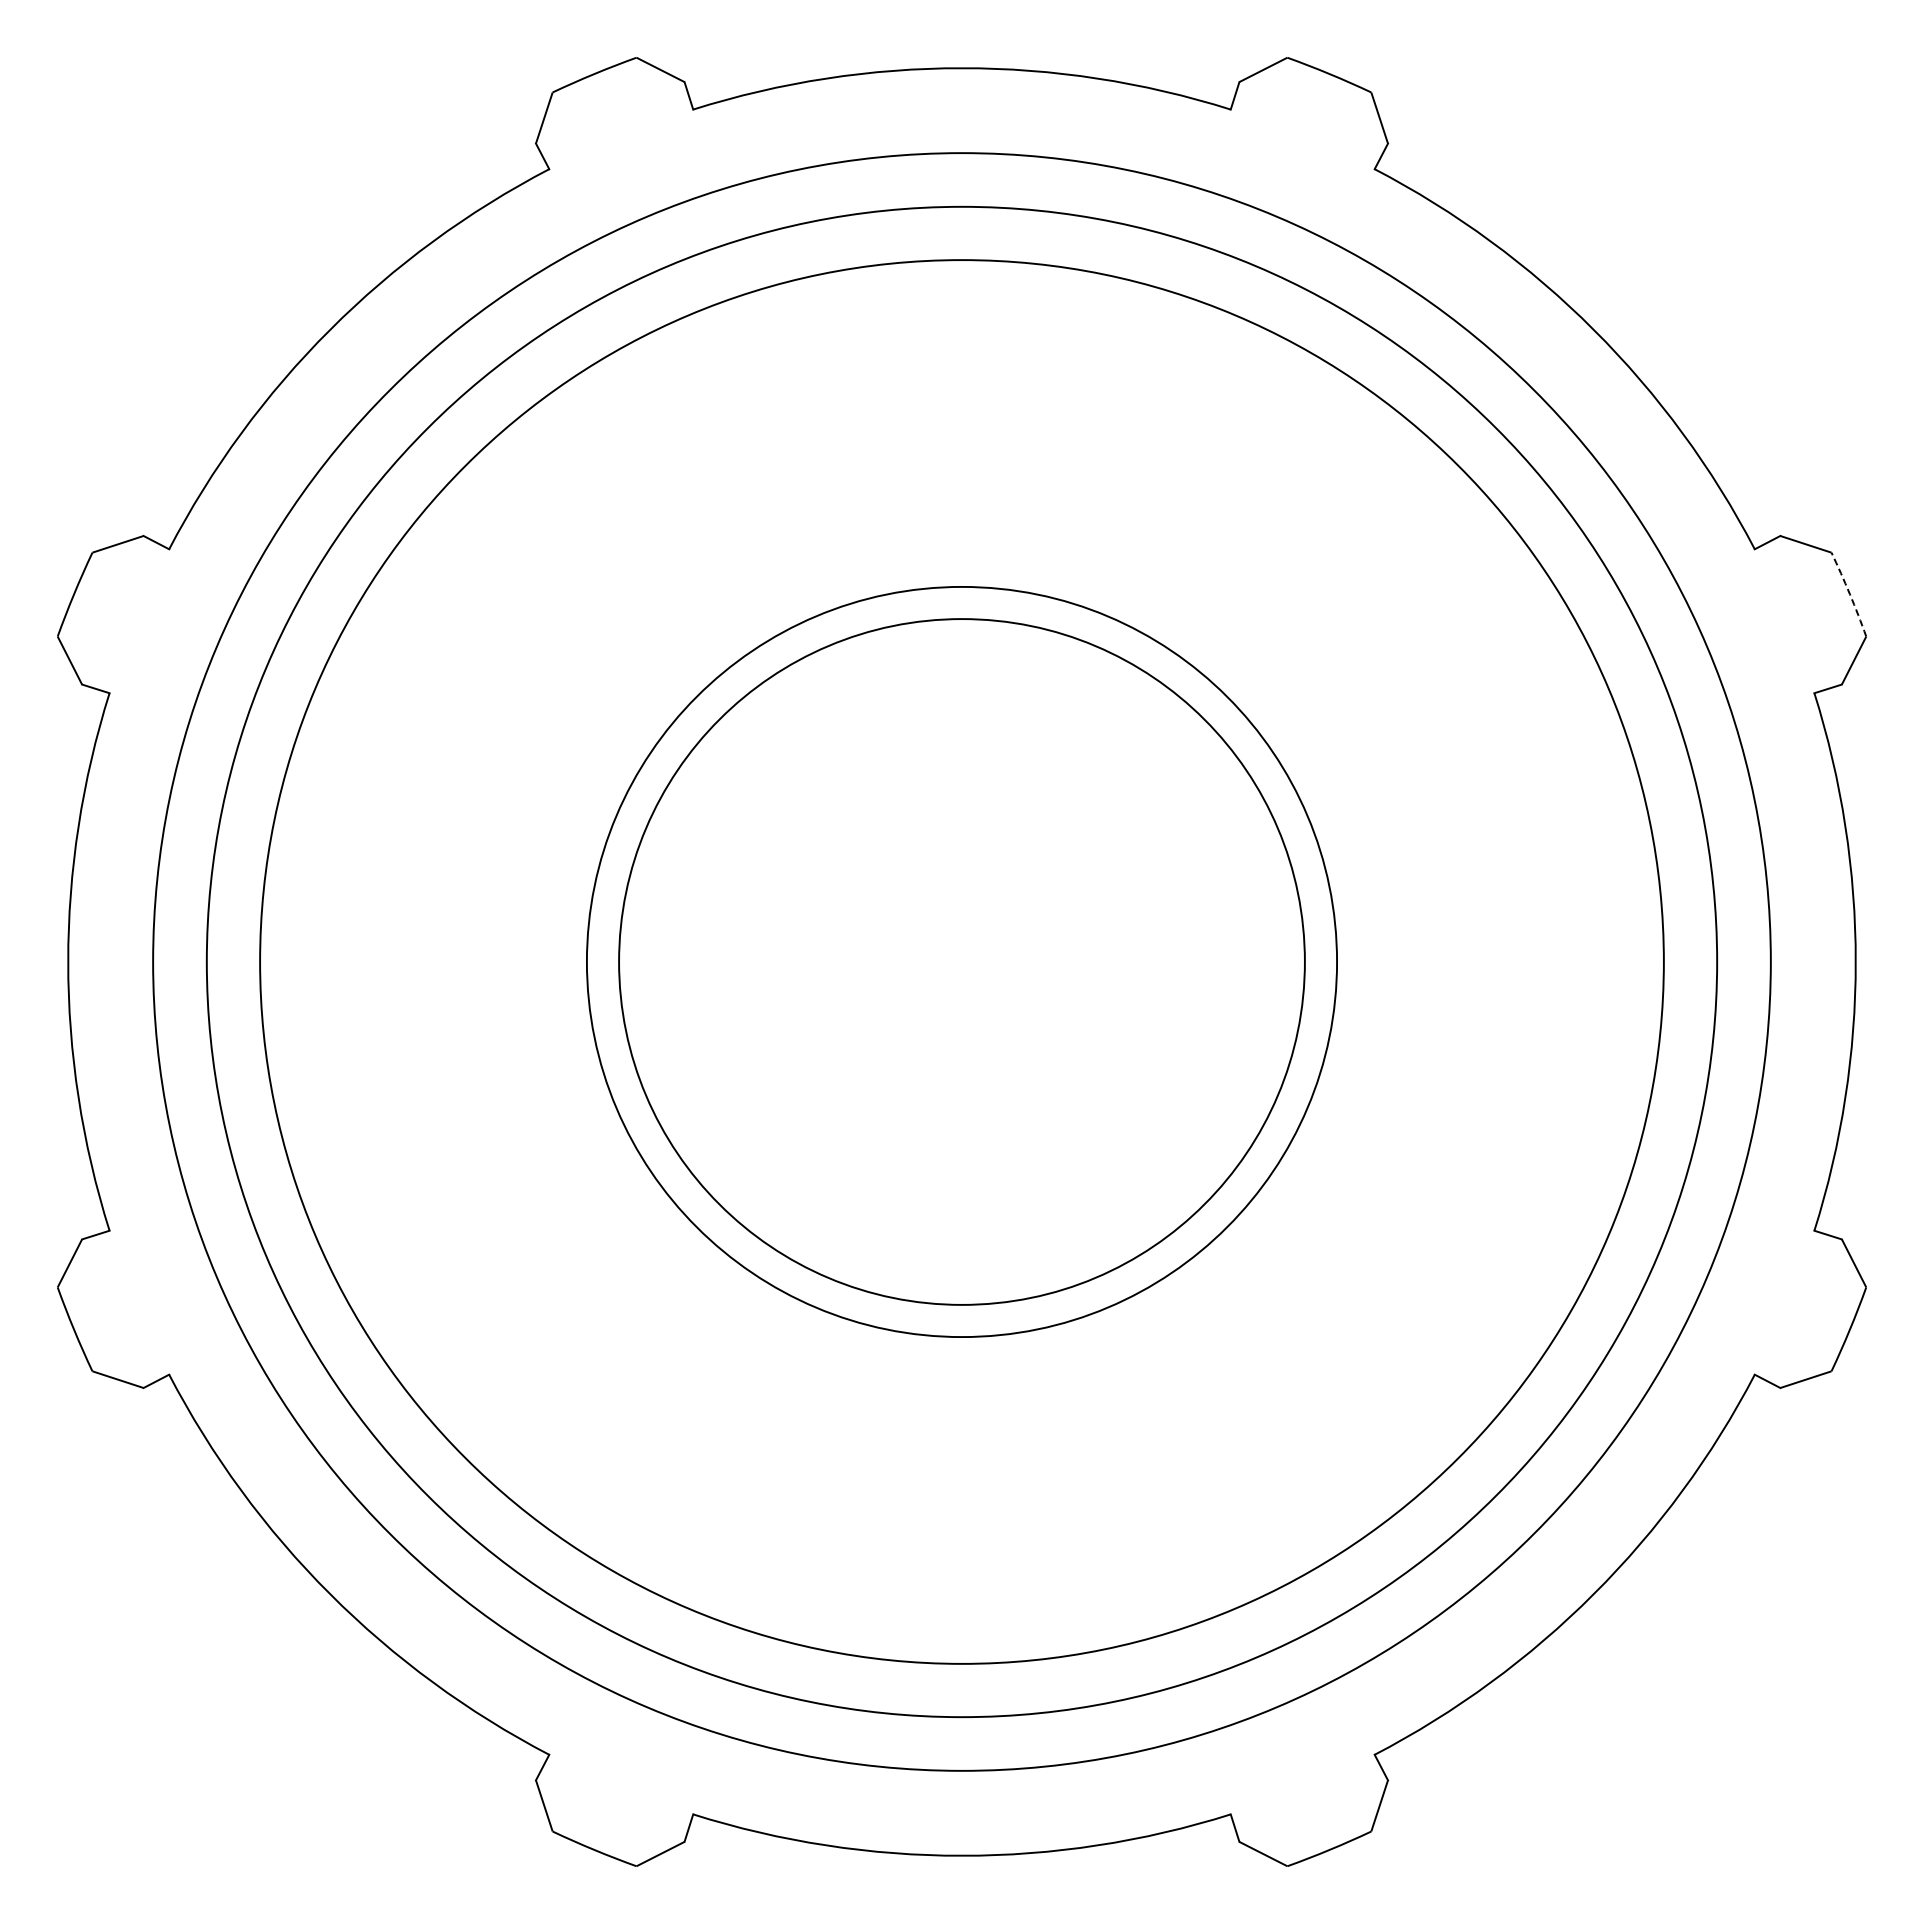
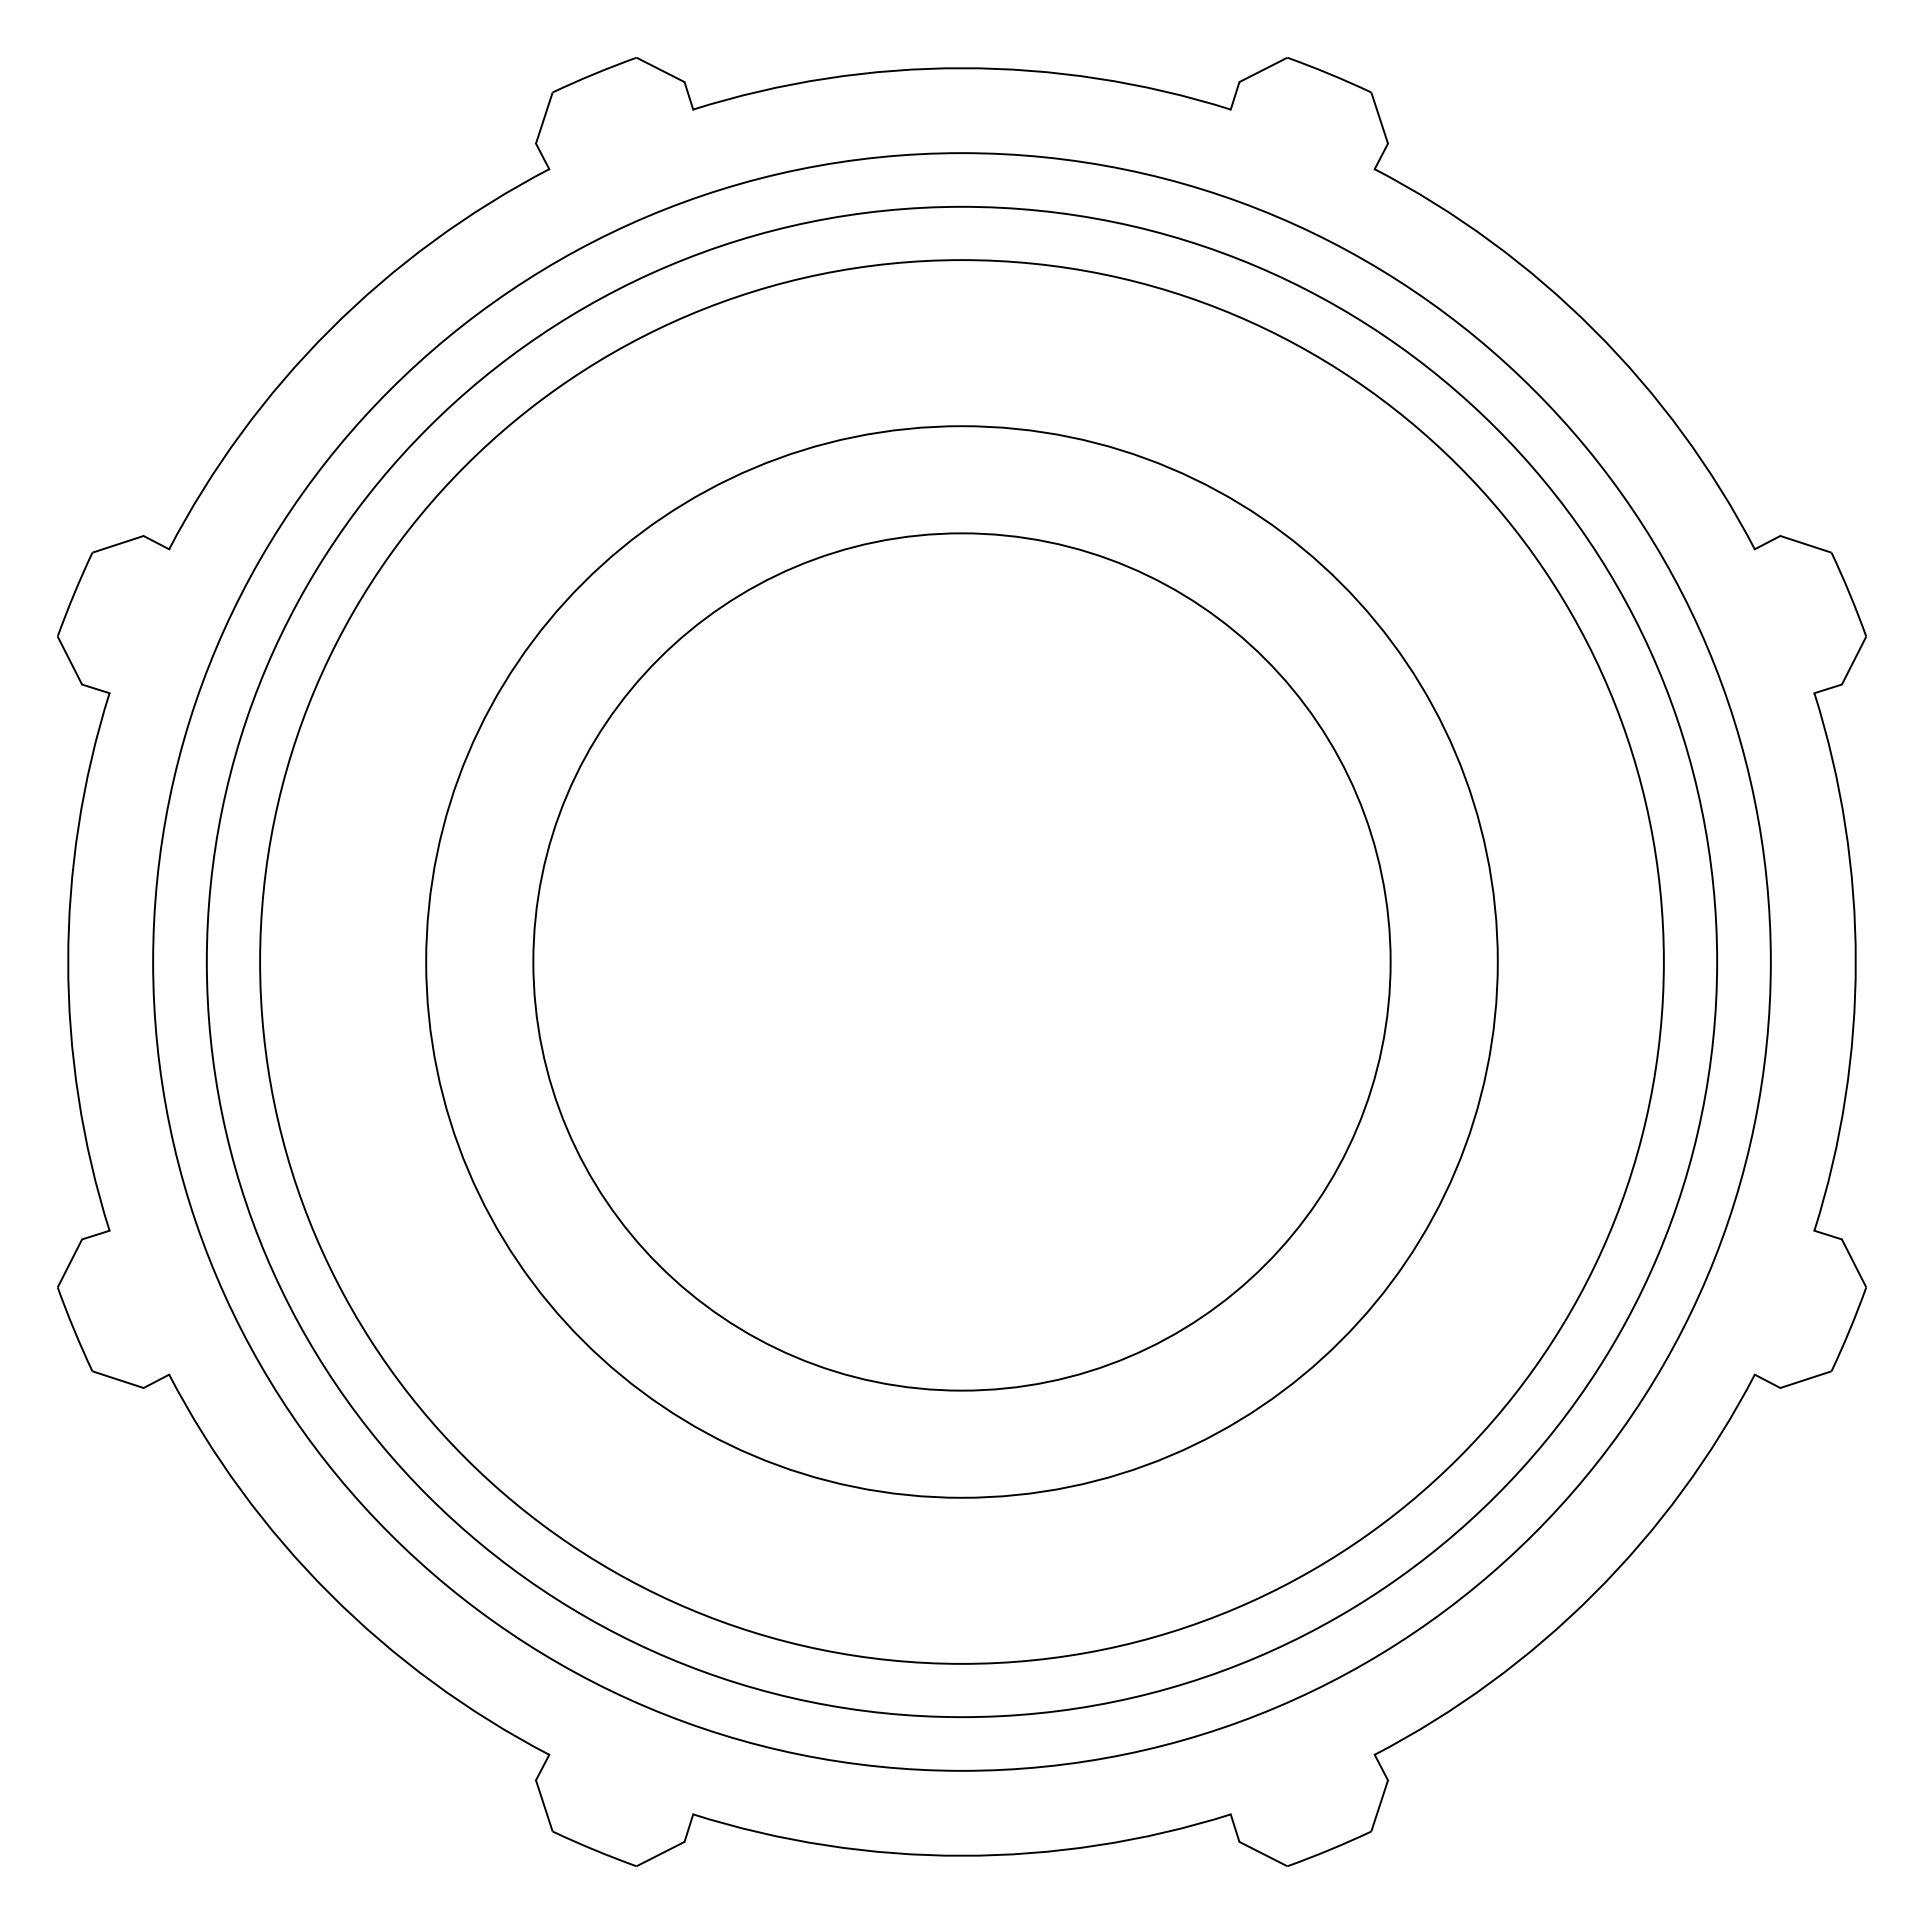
arc: dashed -> solid (1849, 594)
circle diameter: 686 px -> 857 px (961, 961)
circle diameter: 750 px -> 1072 px (961, 961)
